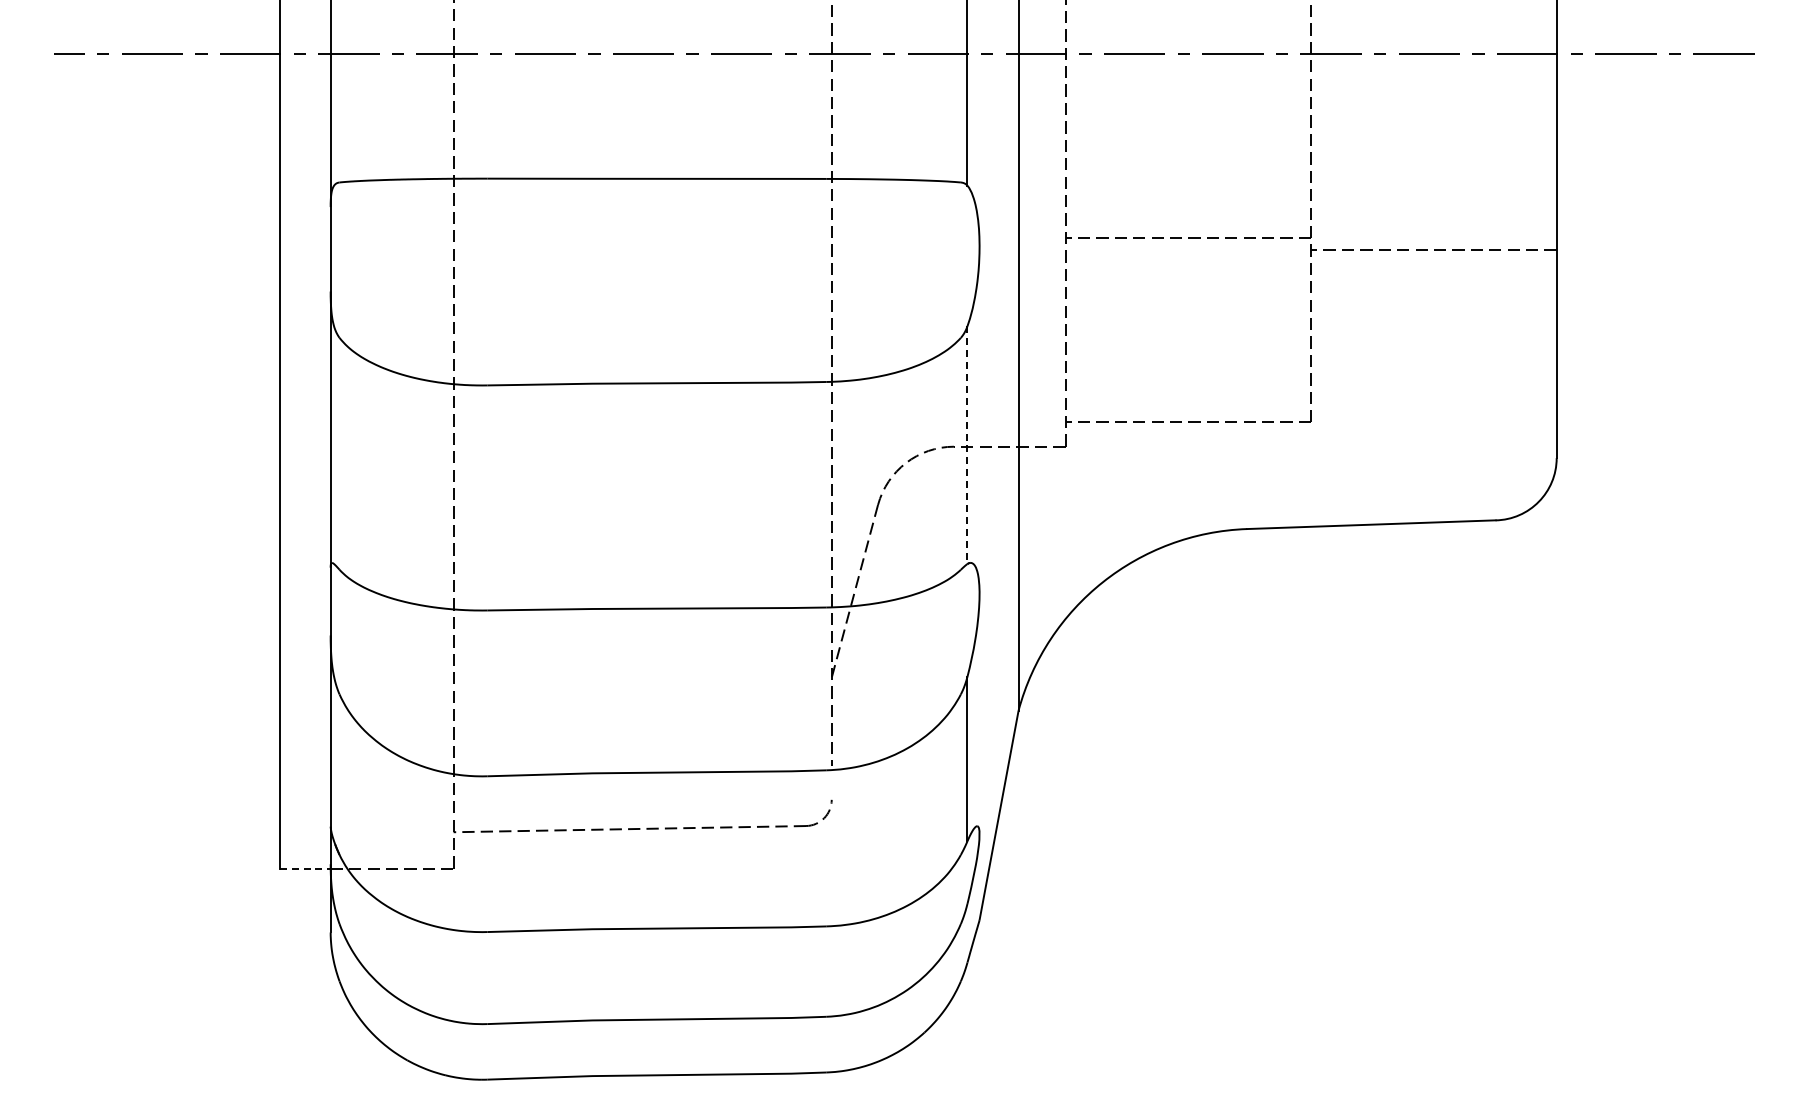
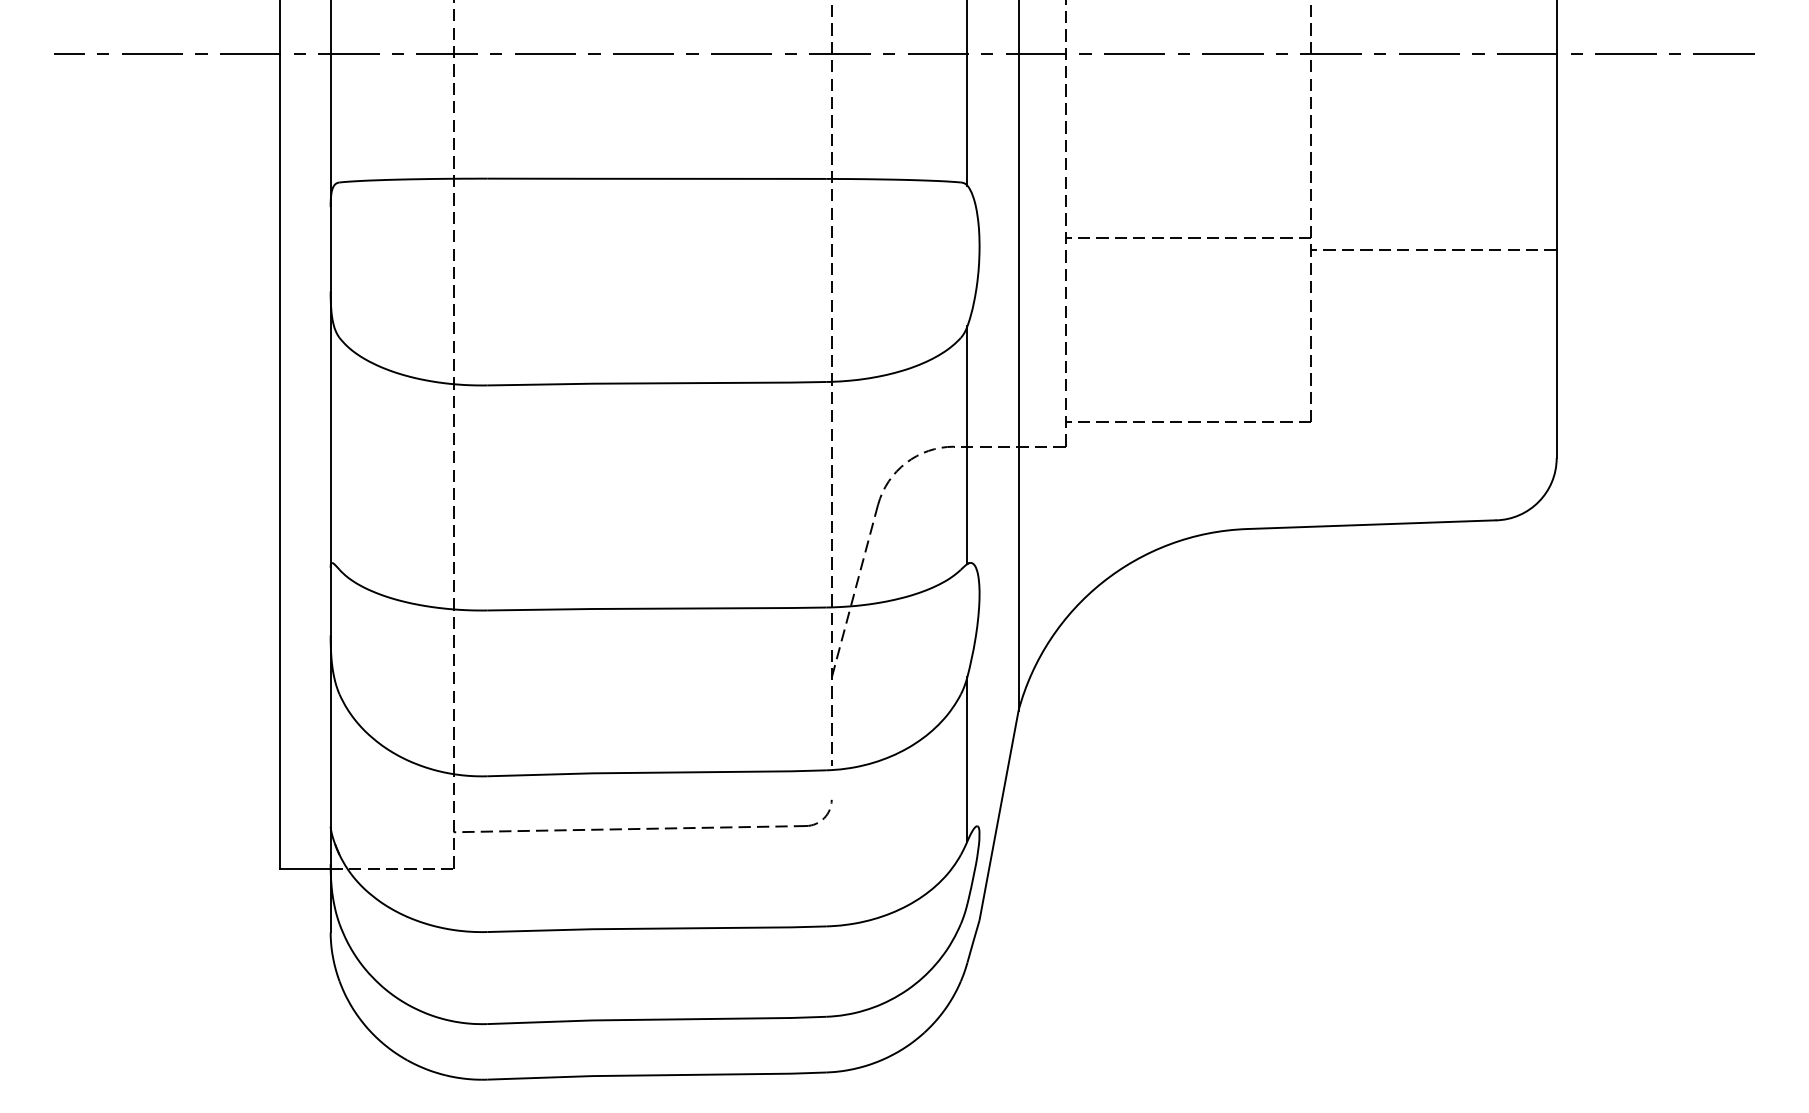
line: dashed -> solid (967, 445)
line: dashed -> solid (305, 868)
